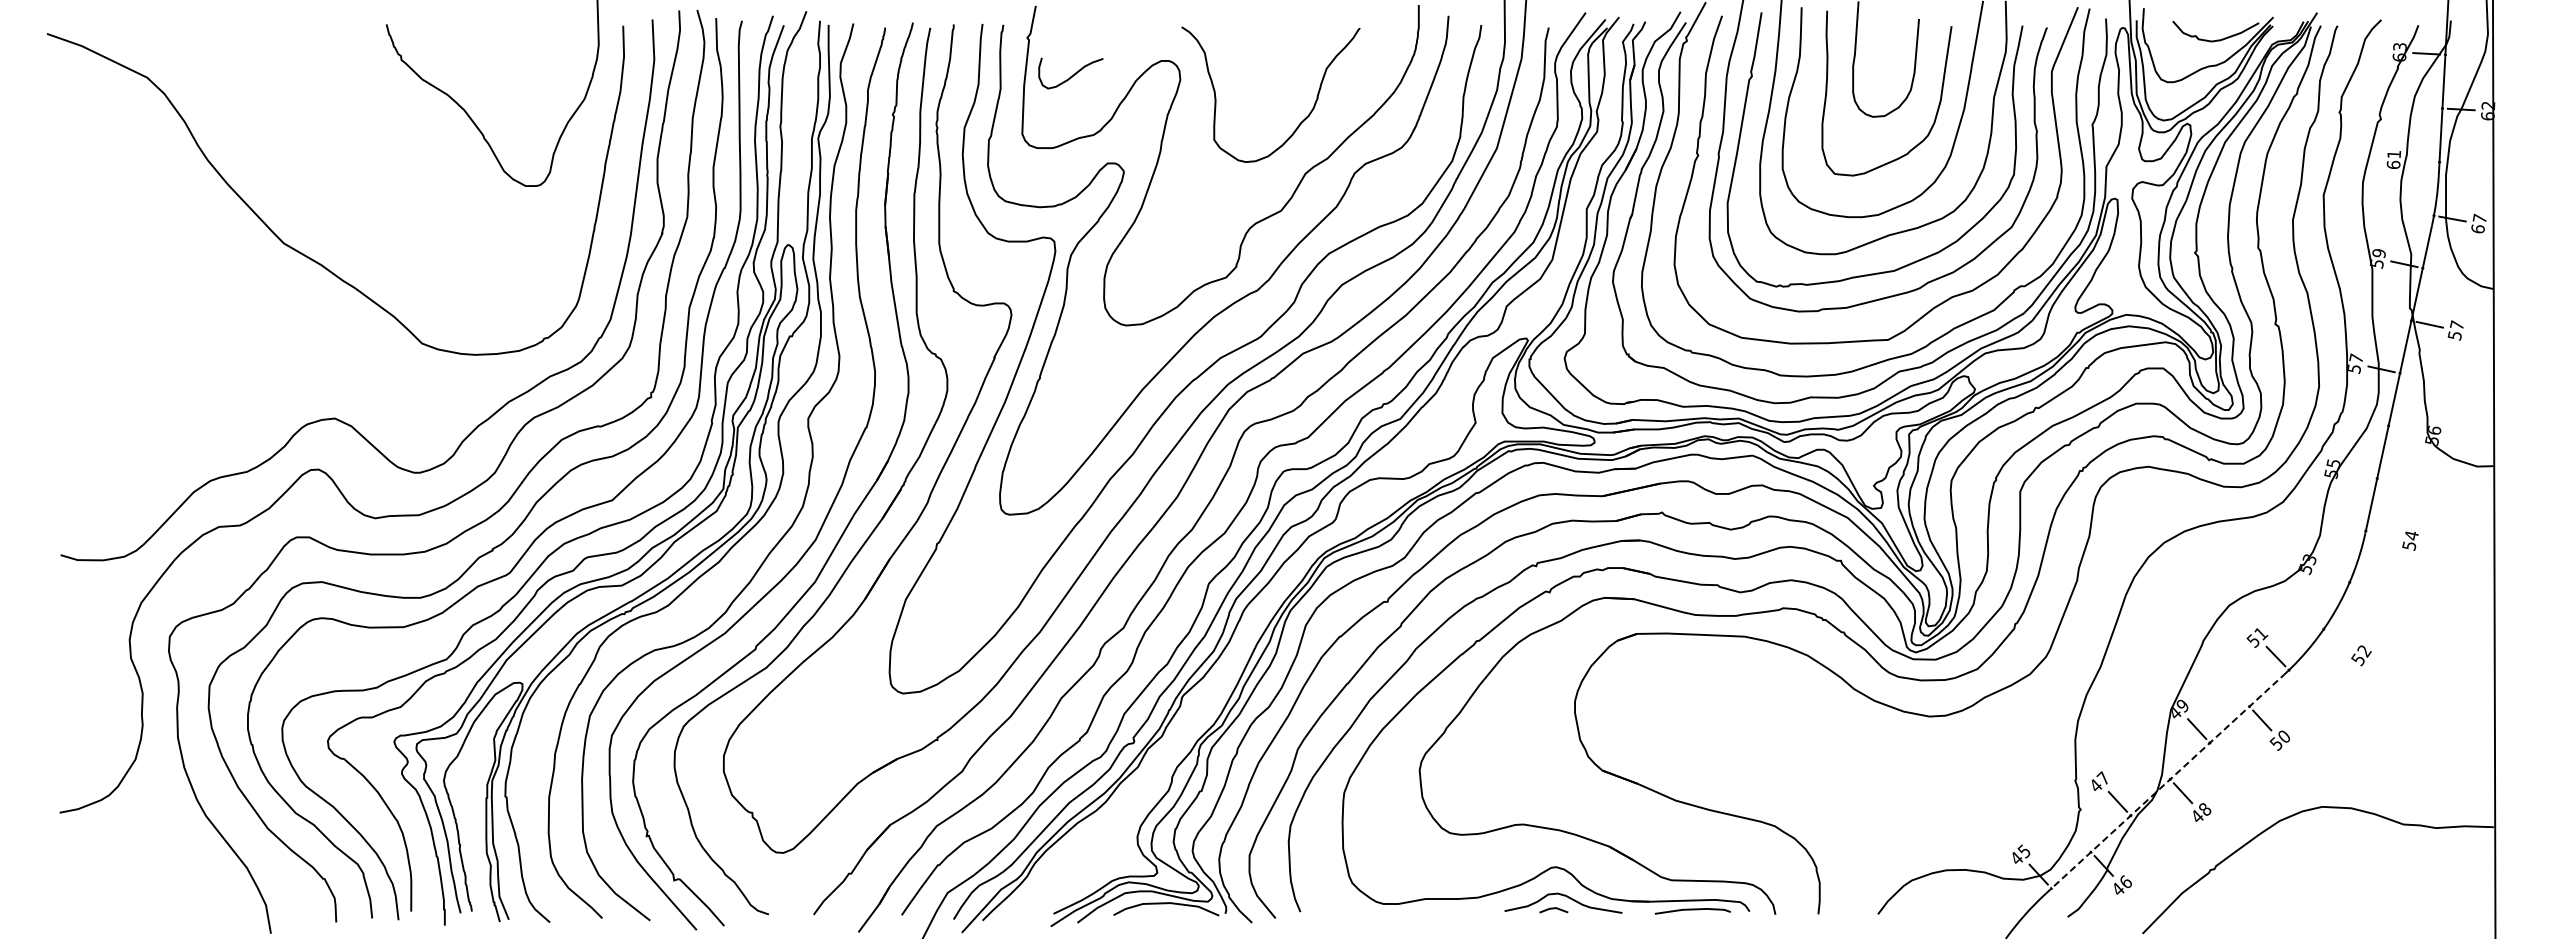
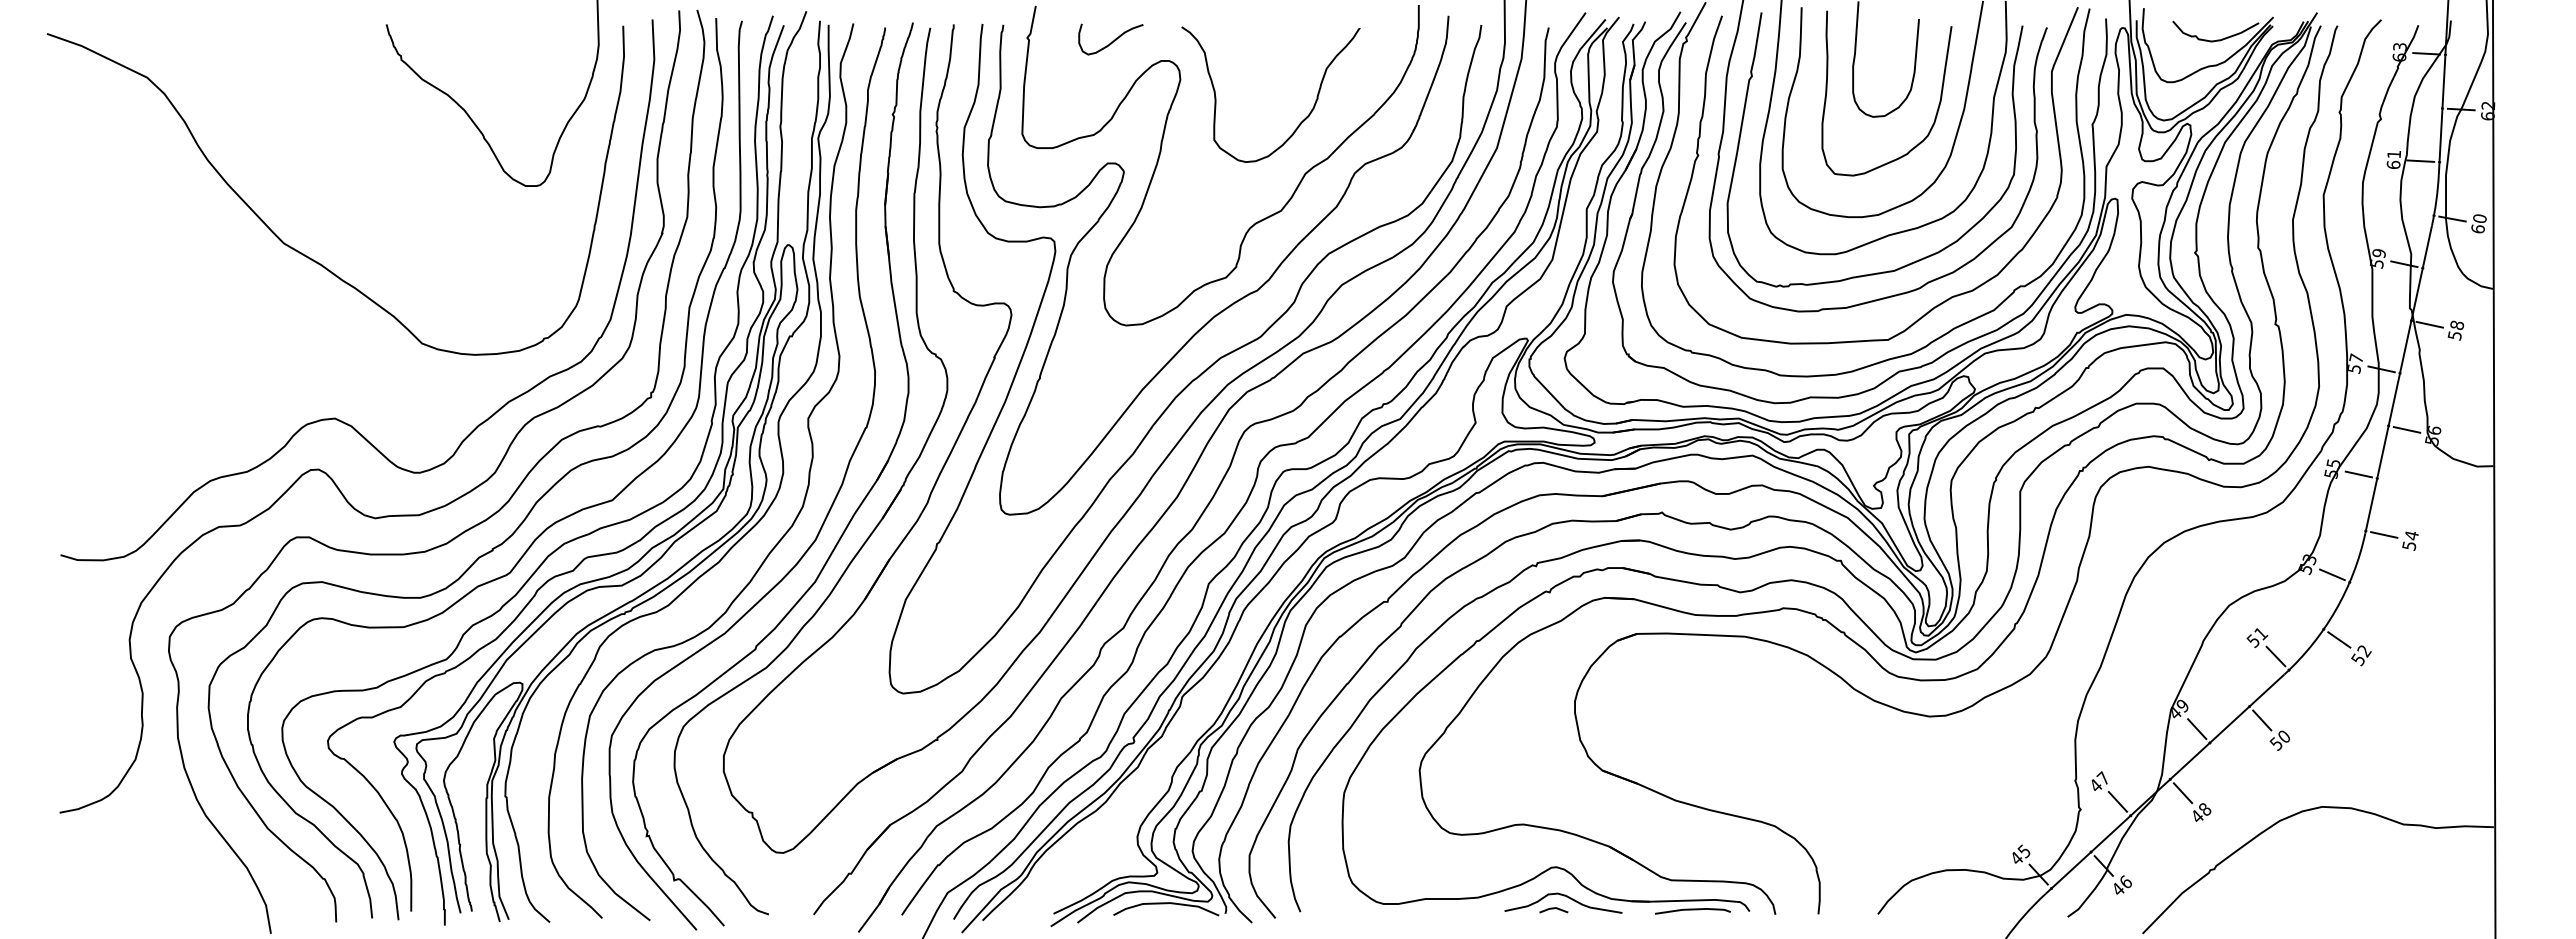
curve position: (1071, 75) -> (1111, 41) (1111, 41)
line: none -> present (2420, 160)
text: 67 -> 60 (2479, 217)
text: 57 -> 58 (2457, 324)
line: none -> present (2406, 429)
line: none -> present (2358, 474)
line: none -> present (2384, 534)
line: none -> present (2332, 574)
line: none -> present (2339, 639)
line: dashed -> solid (2165, 784)
